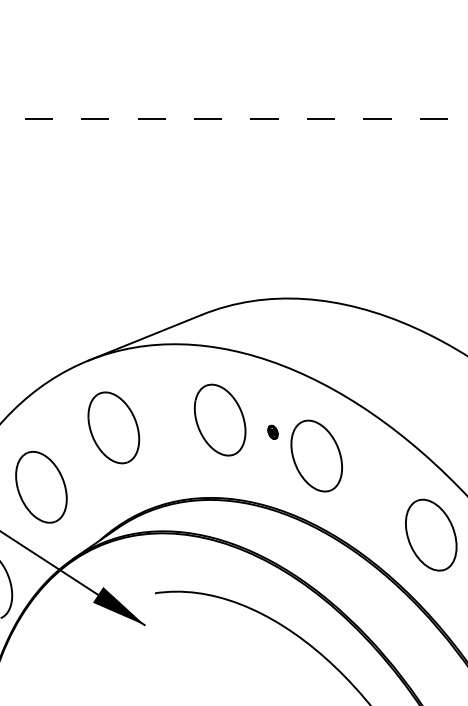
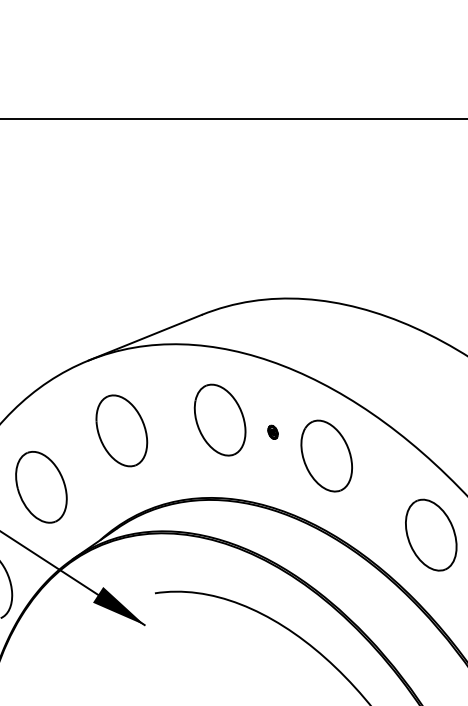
line: dashed -> solid (234, 119)
part position: (113, 427) -> (121, 430) (121, 430)
part position: (316, 455) -> (326, 455) (326, 455)
